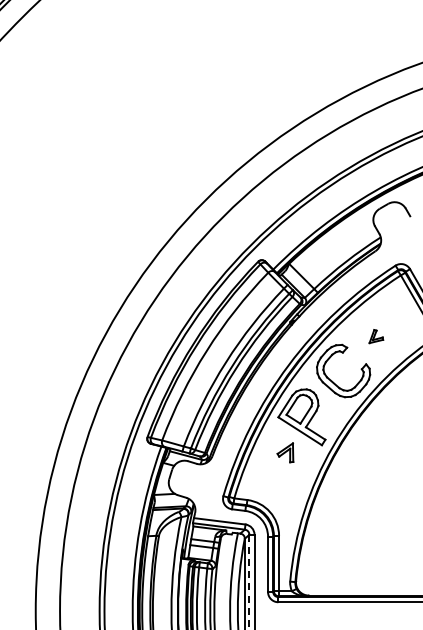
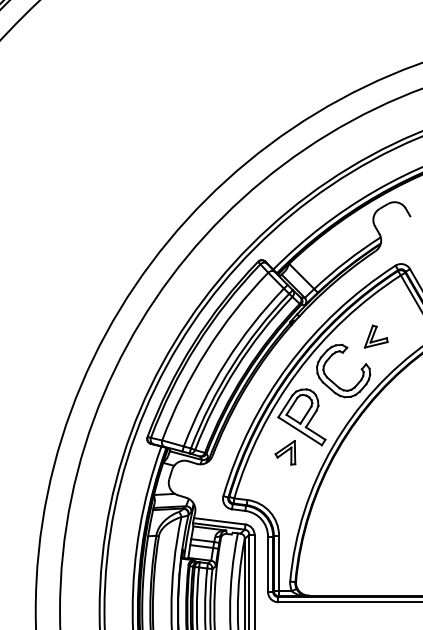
part size: 17x16 px -> 25x25 px (376, 336)
part size: 19x22 px -> 23x26 px (285, 452)
line: dashed -> solid (249, 582)
